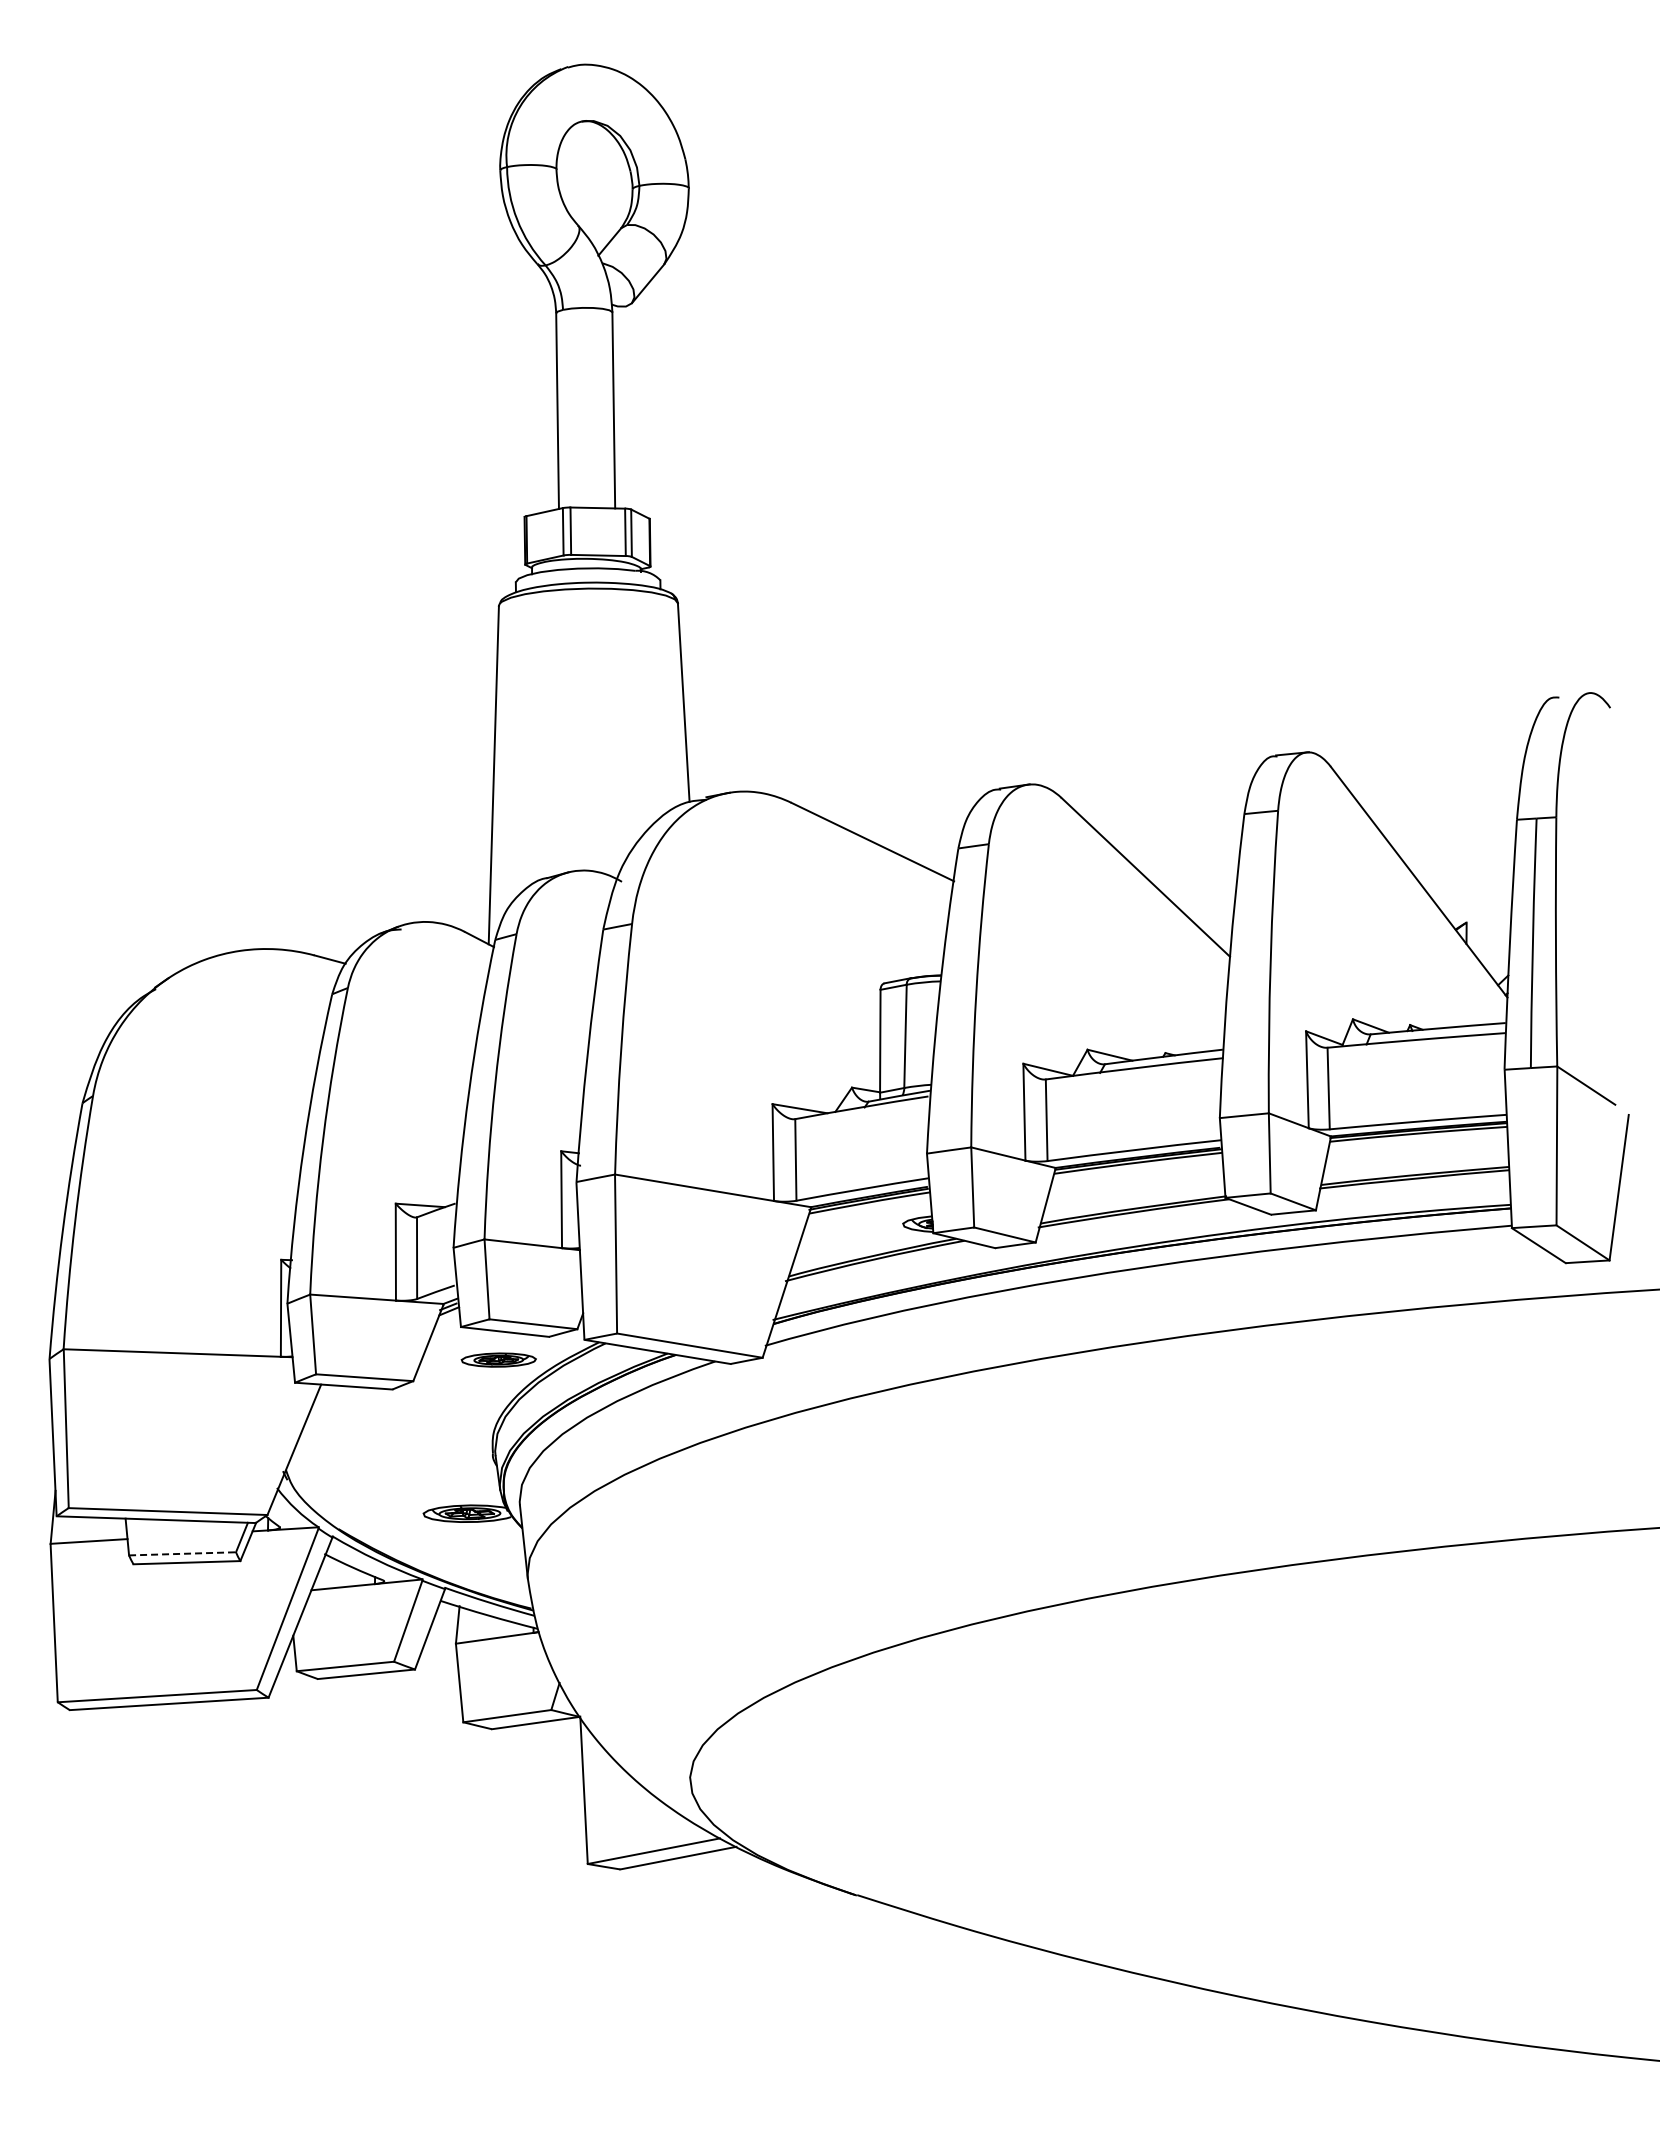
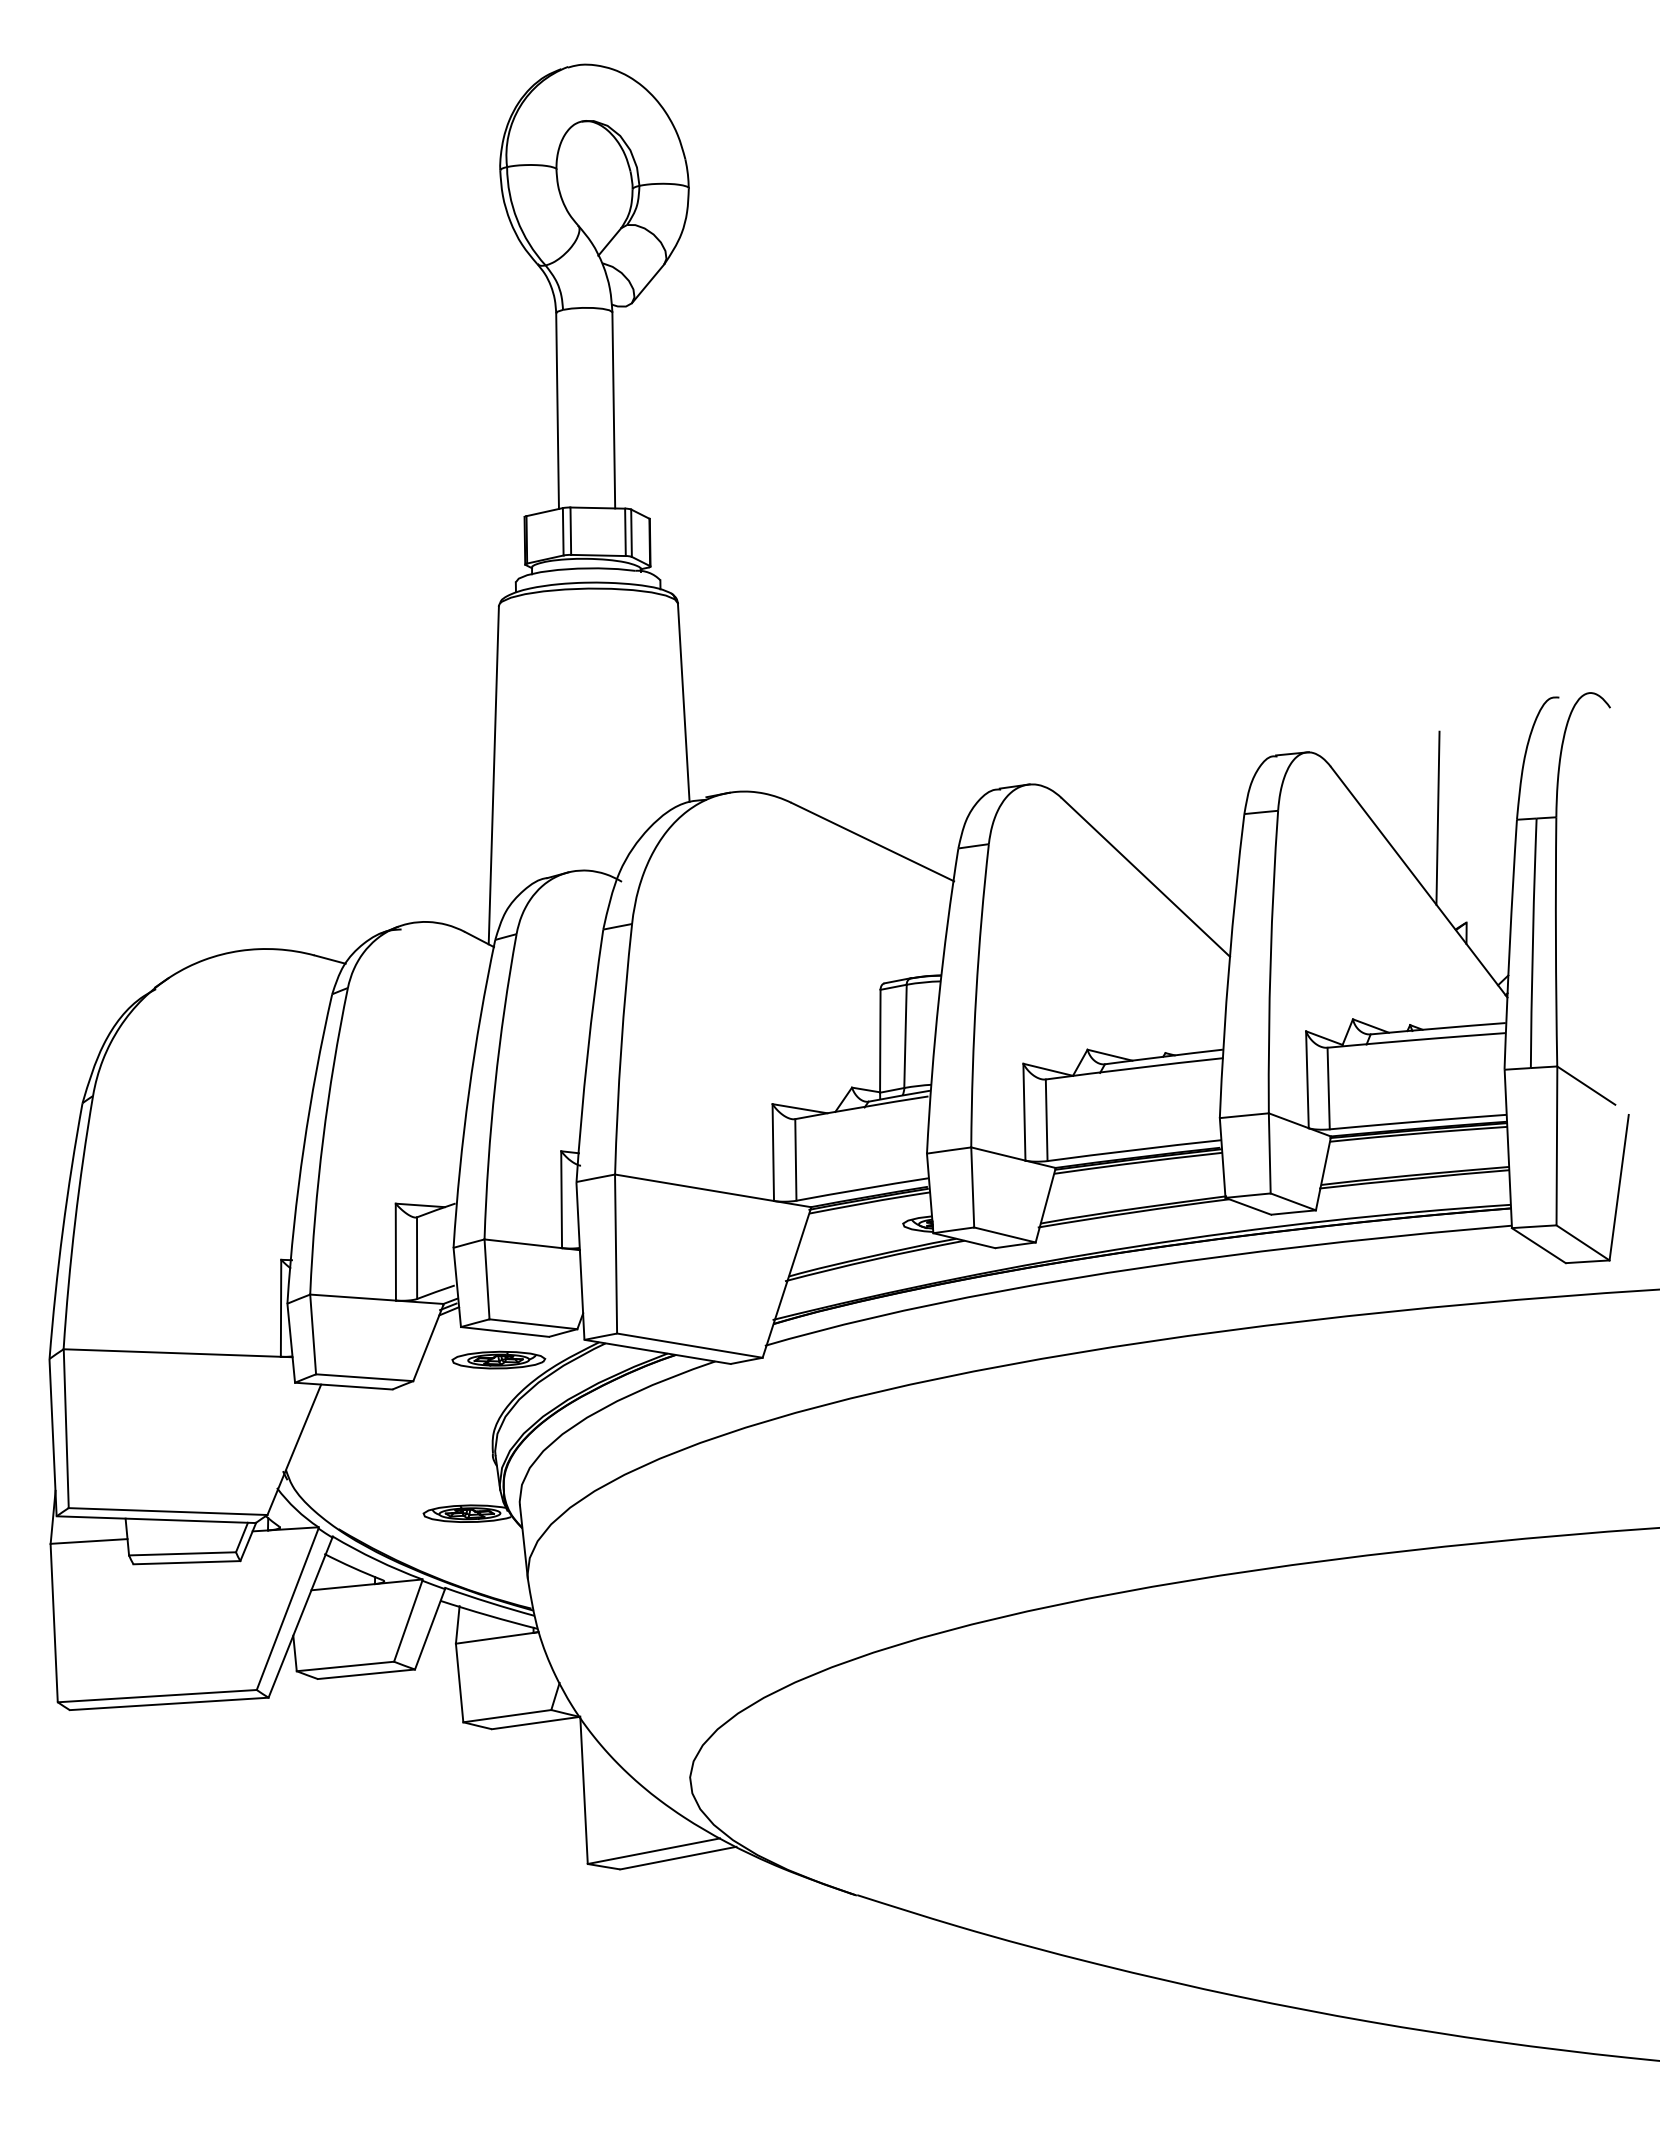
line: none -> present (1437, 817)
part size: 77x16 px -> 96x20 px (498, 1359)
line: dashed -> solid (182, 1553)
